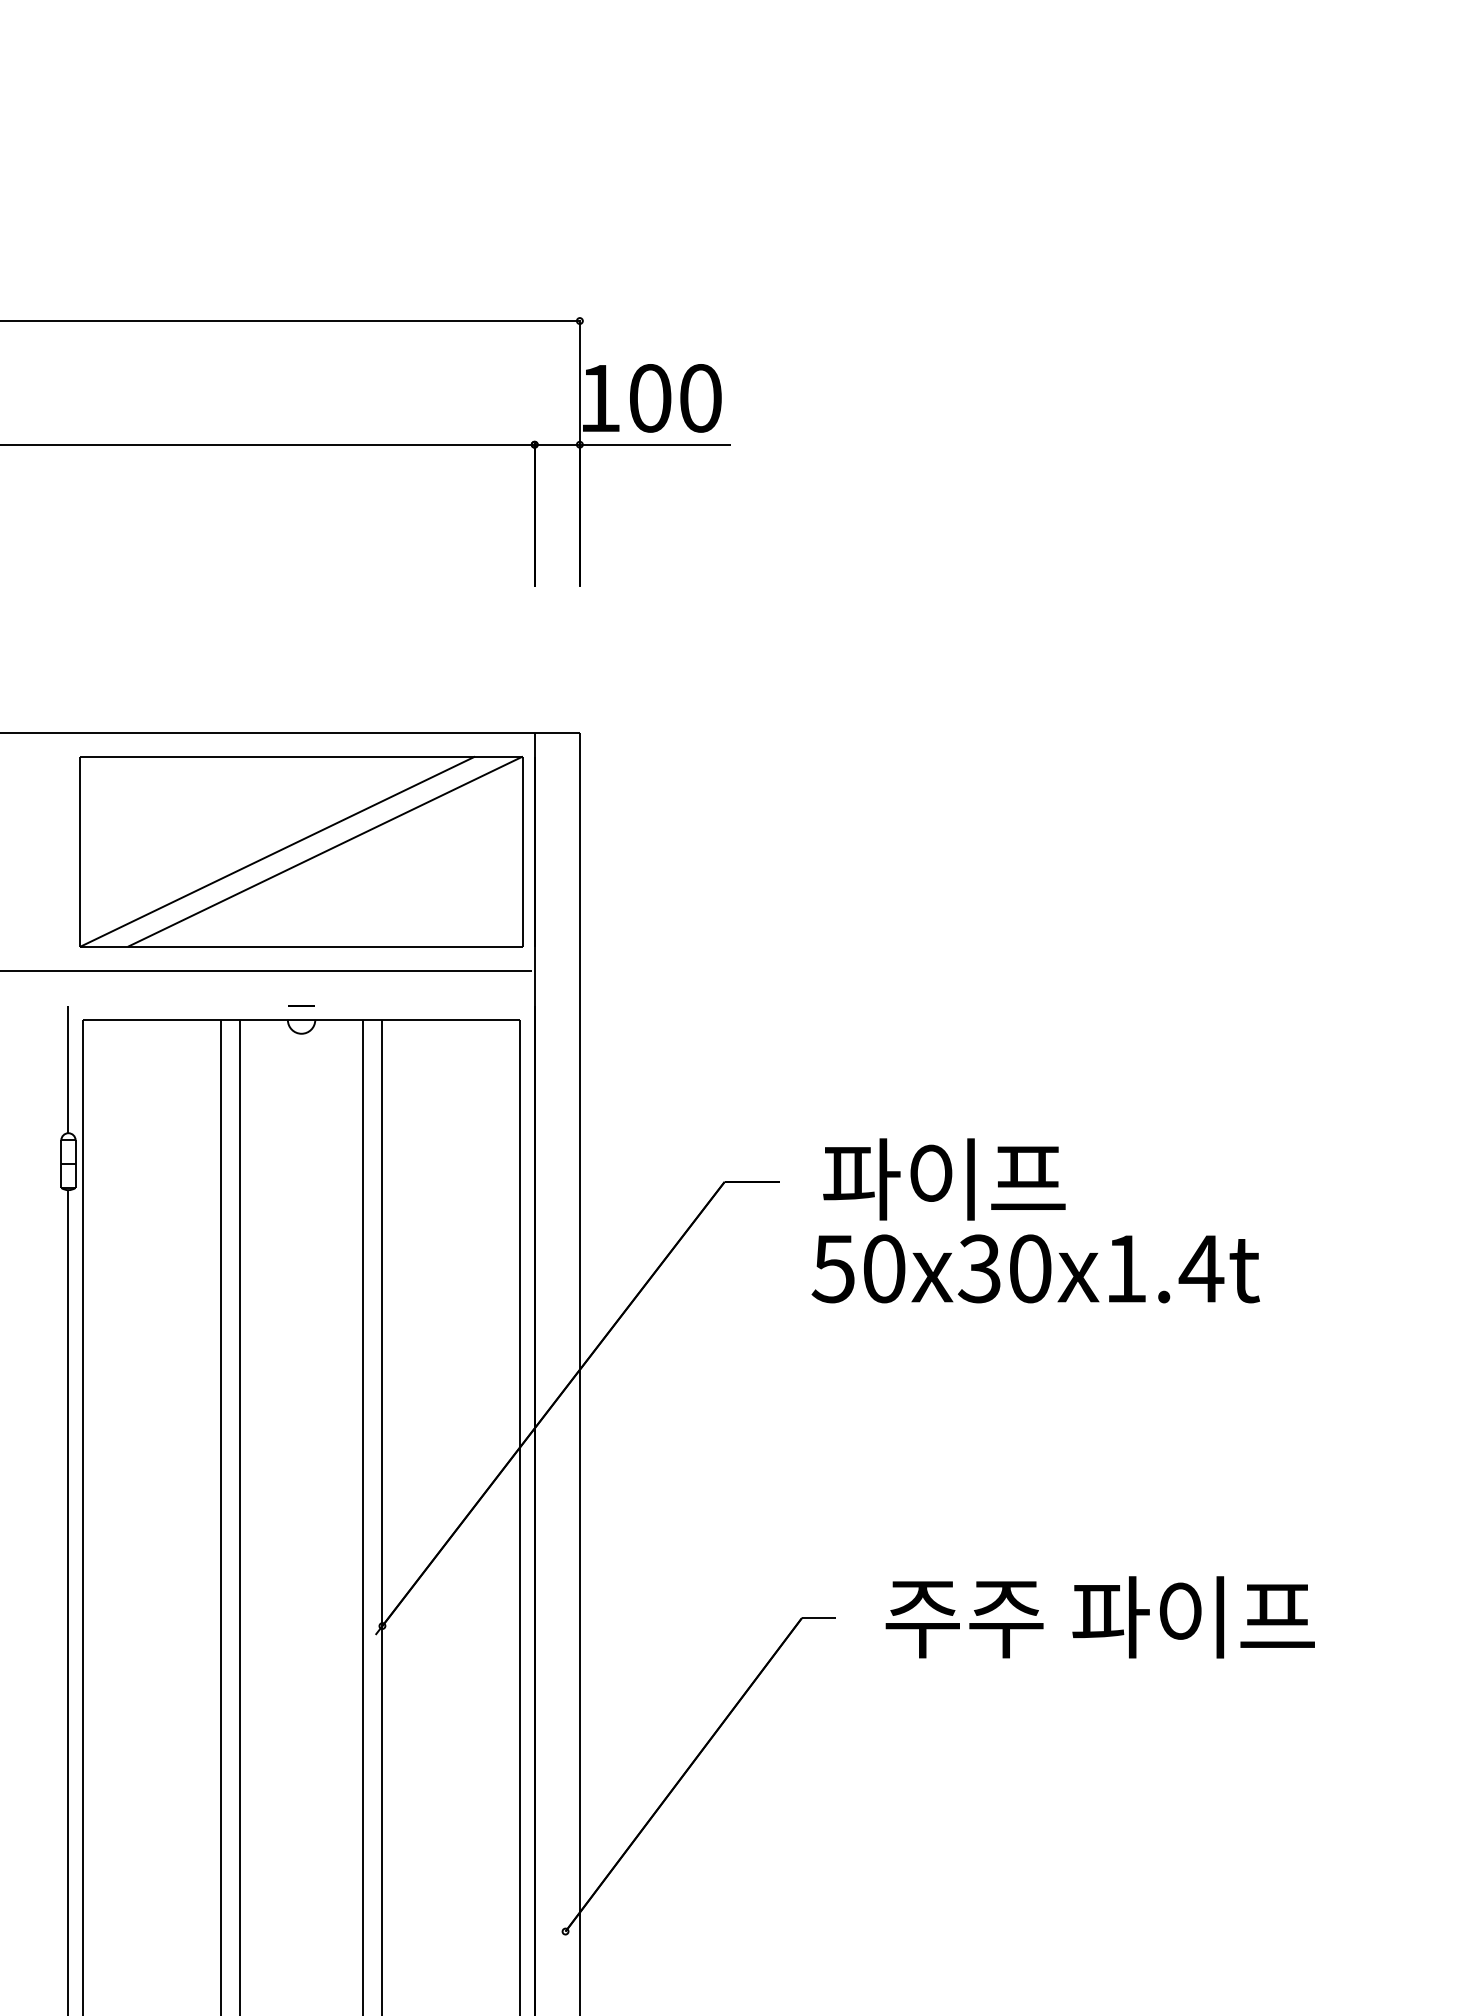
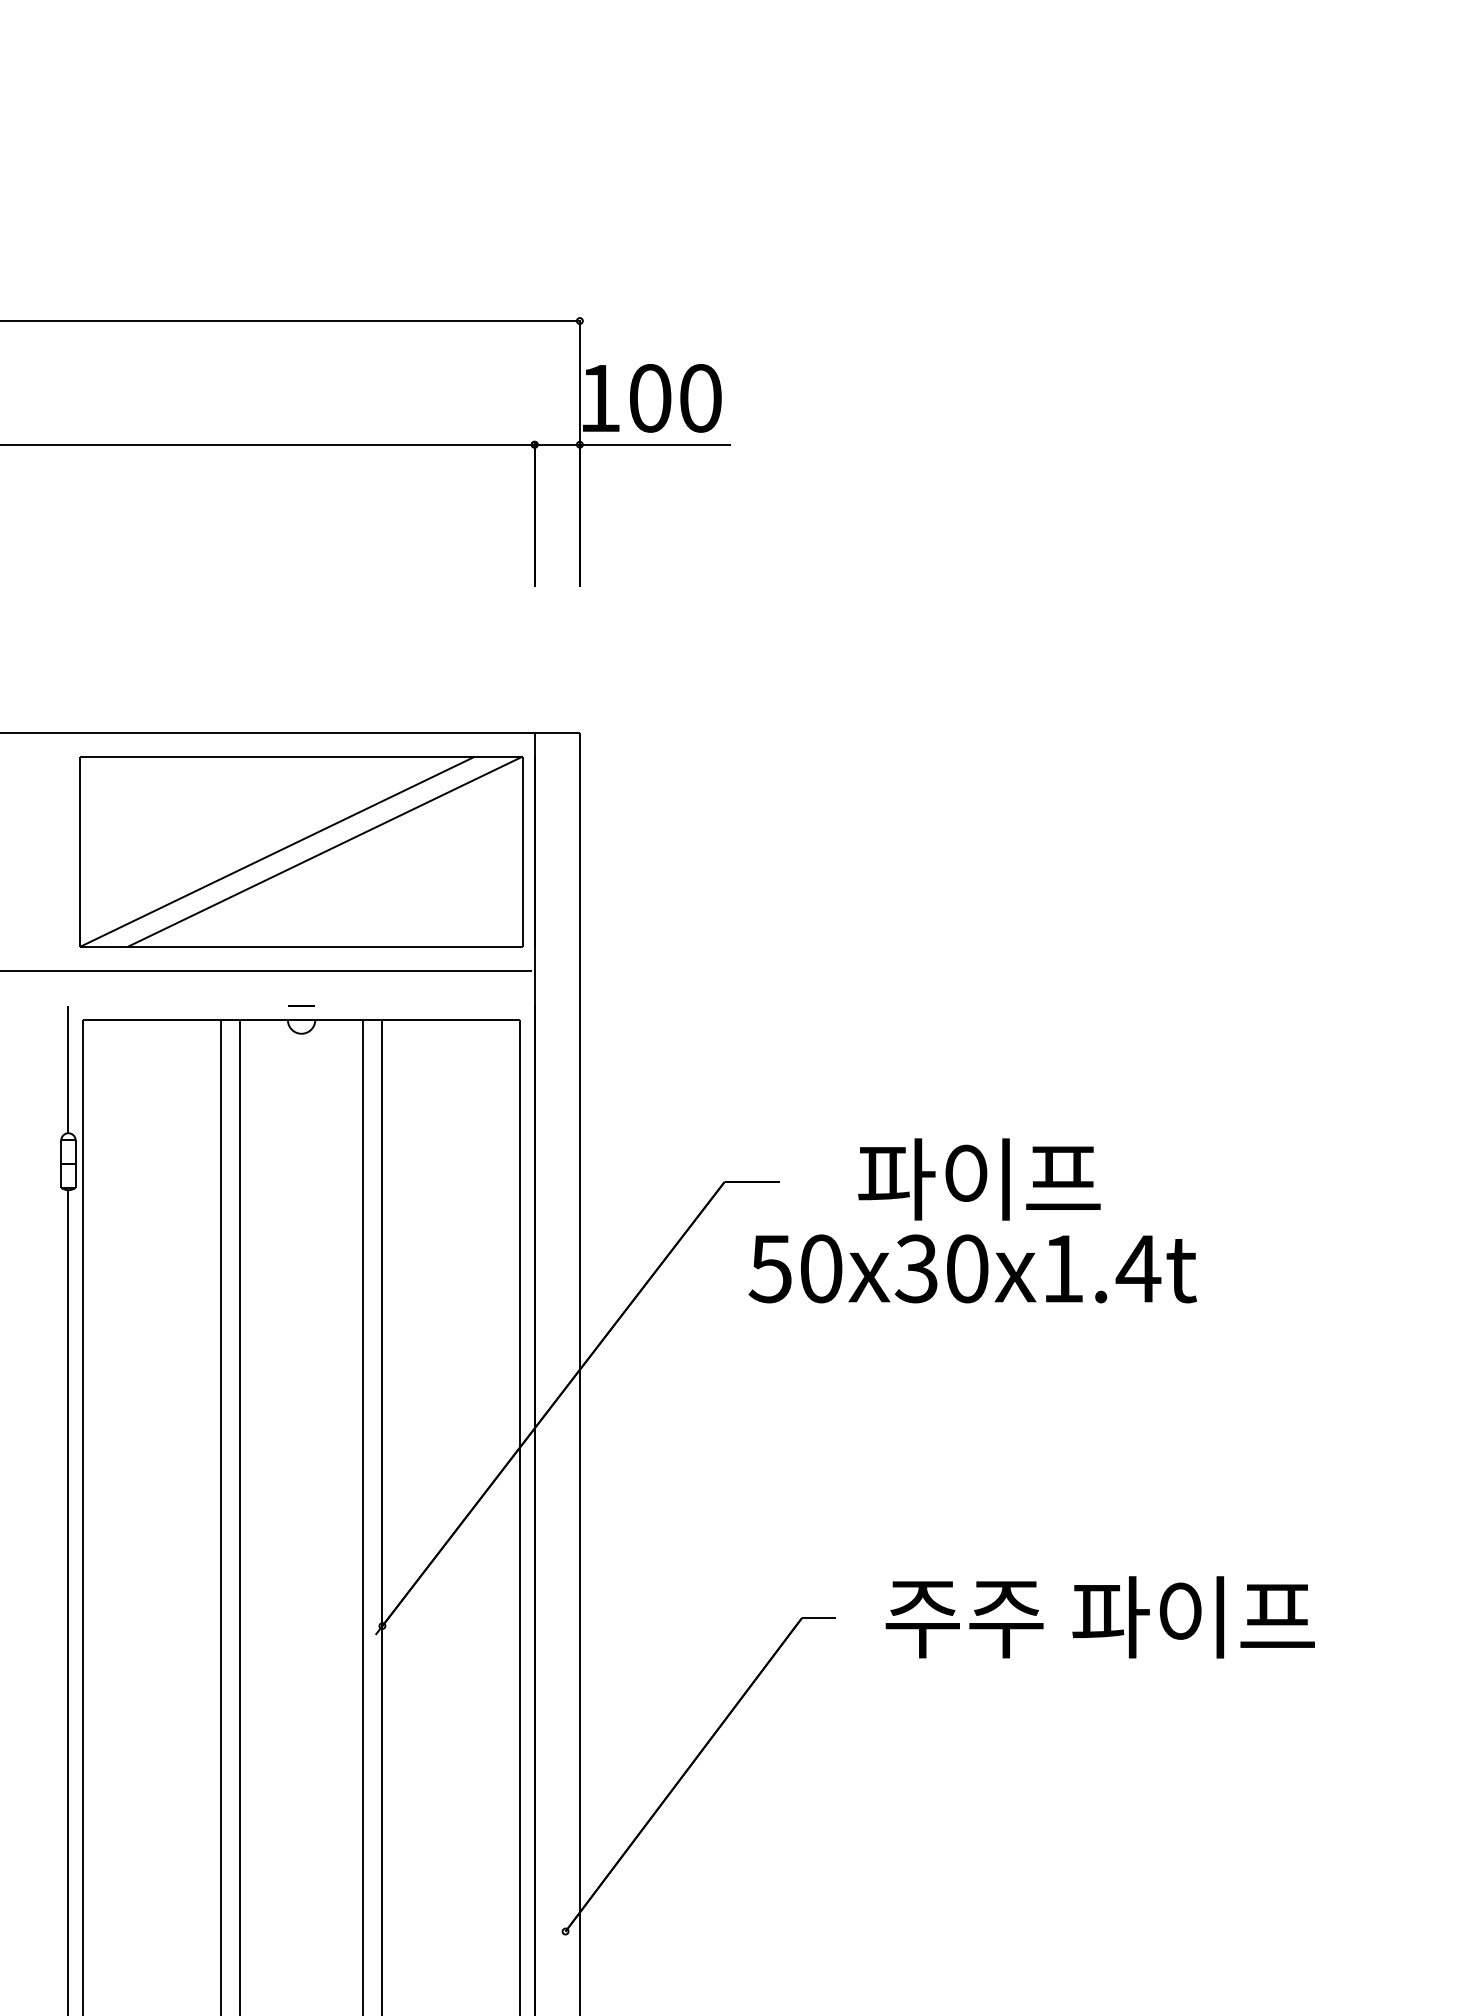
text position: (944, 1179) -> (979, 1179) (979, 1179)
text position: (1035, 1268) -> (972, 1268) (972, 1268)
